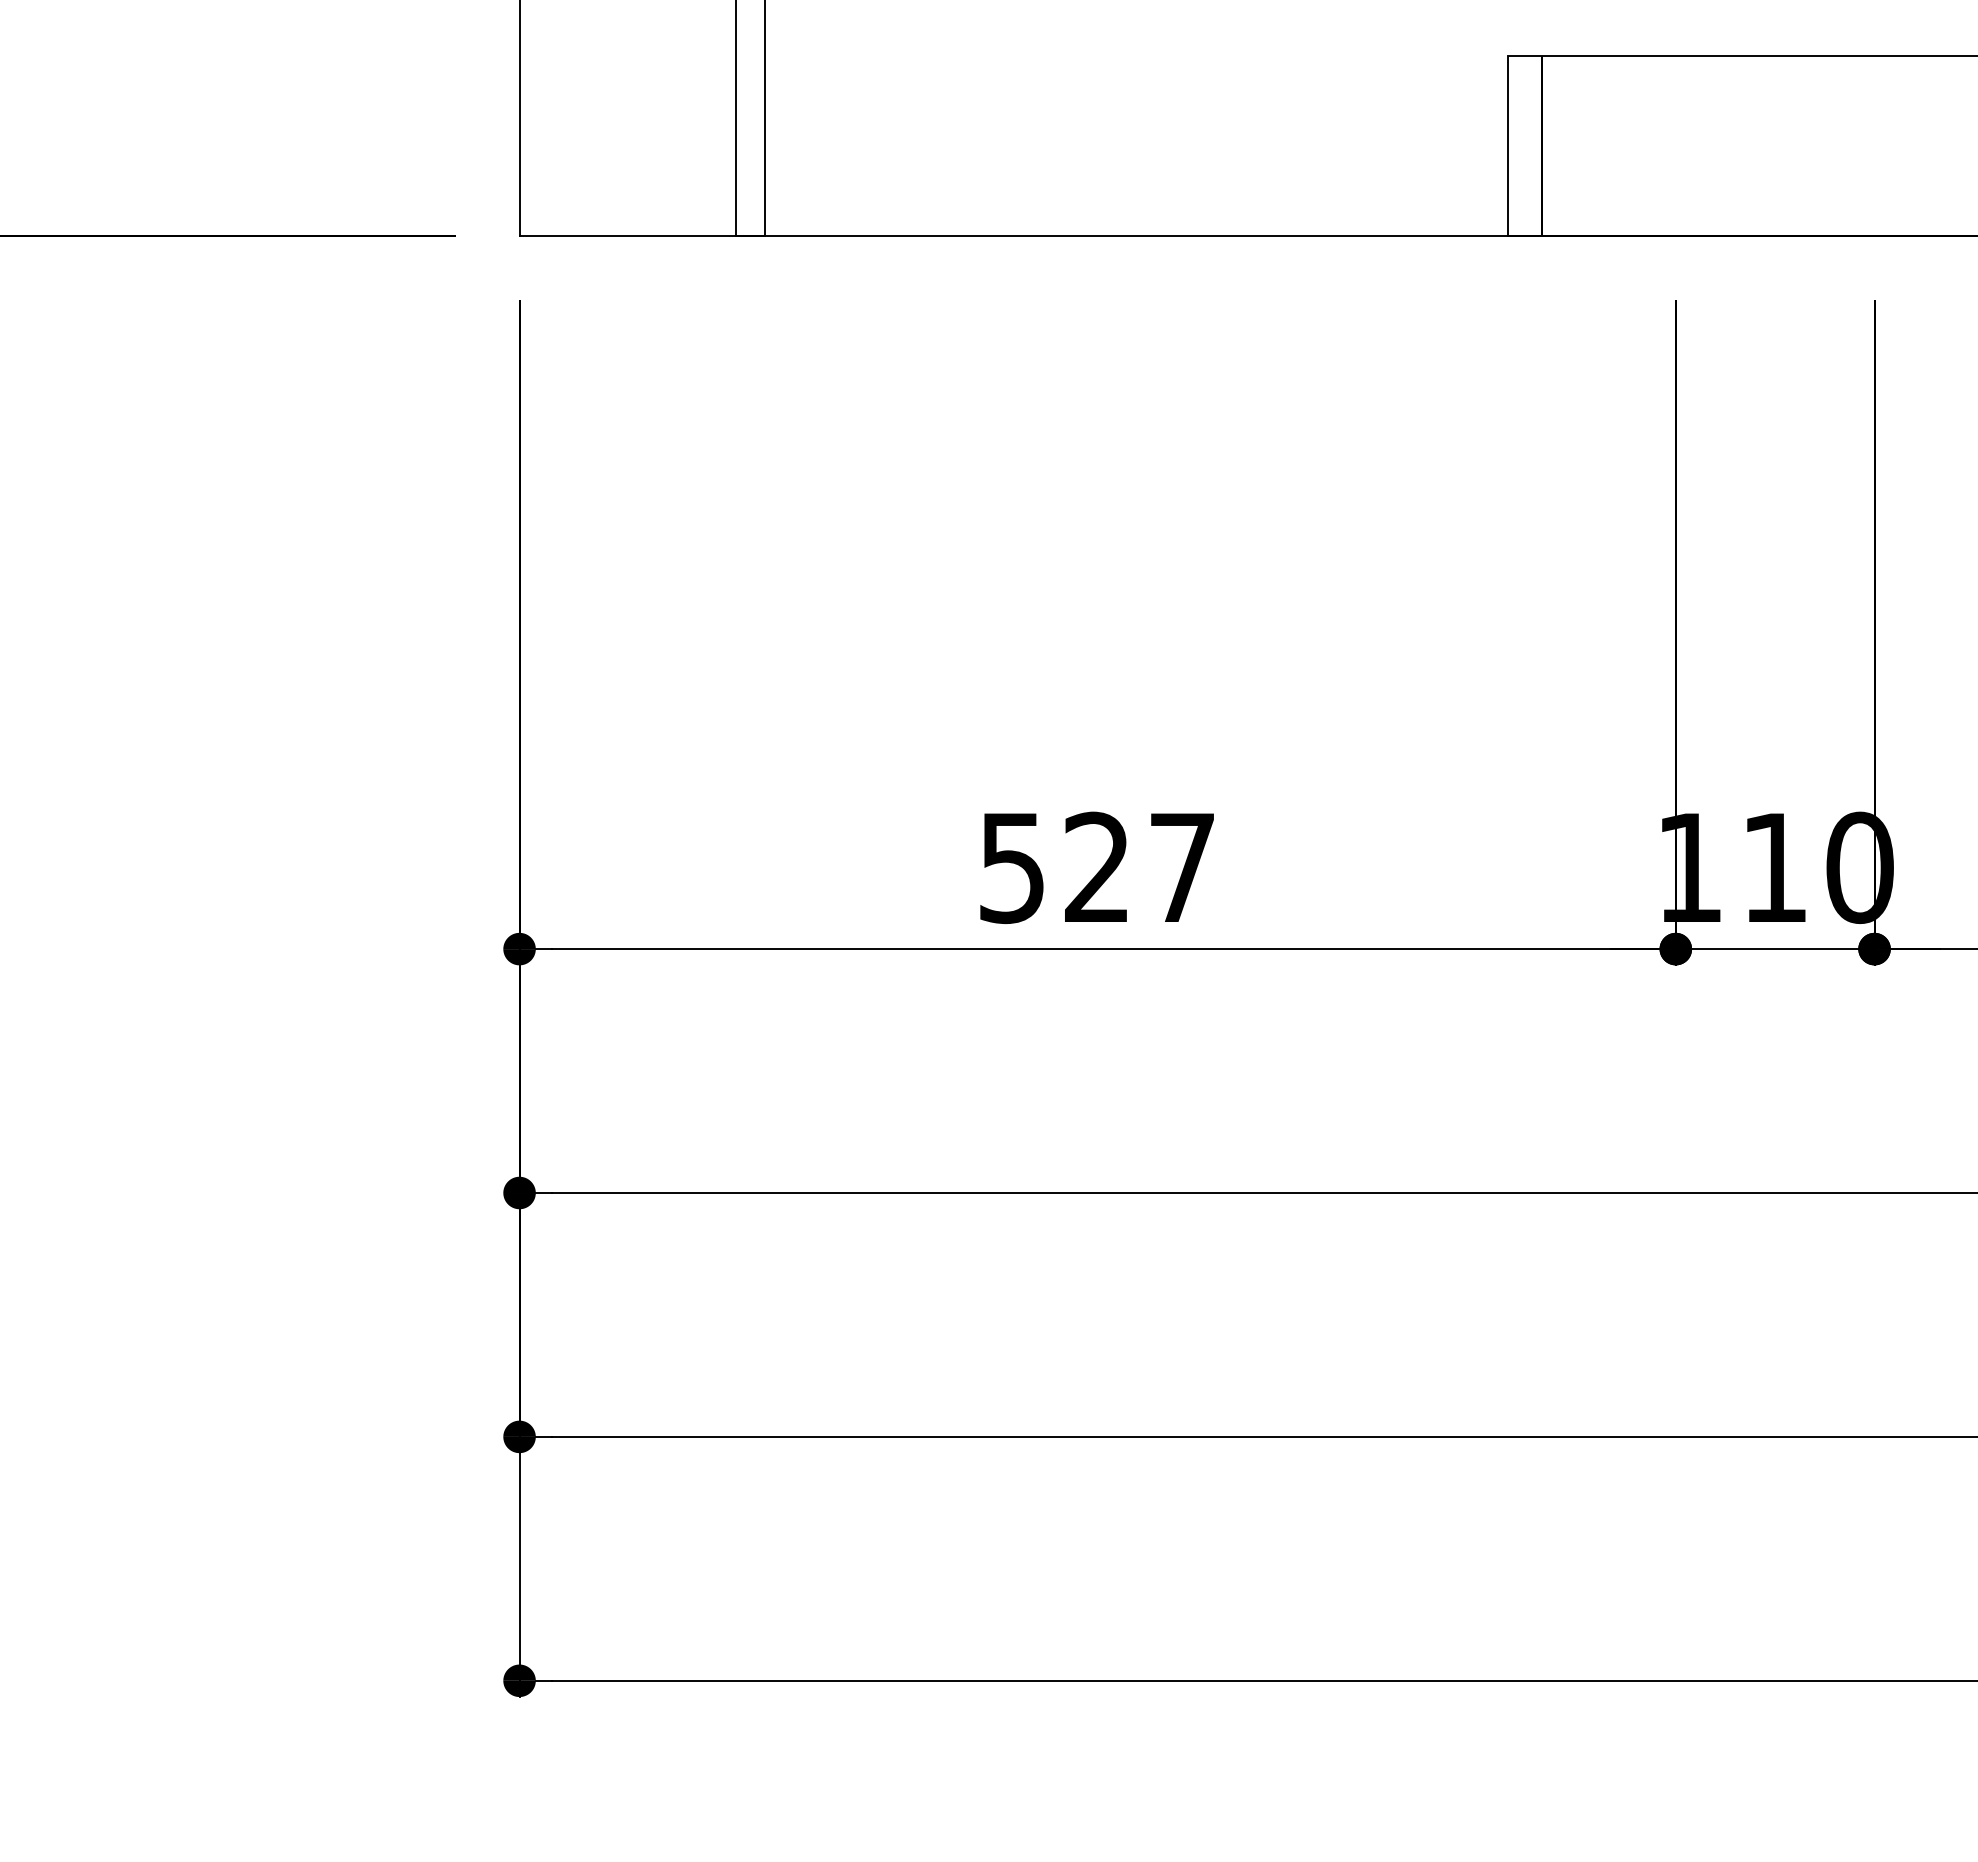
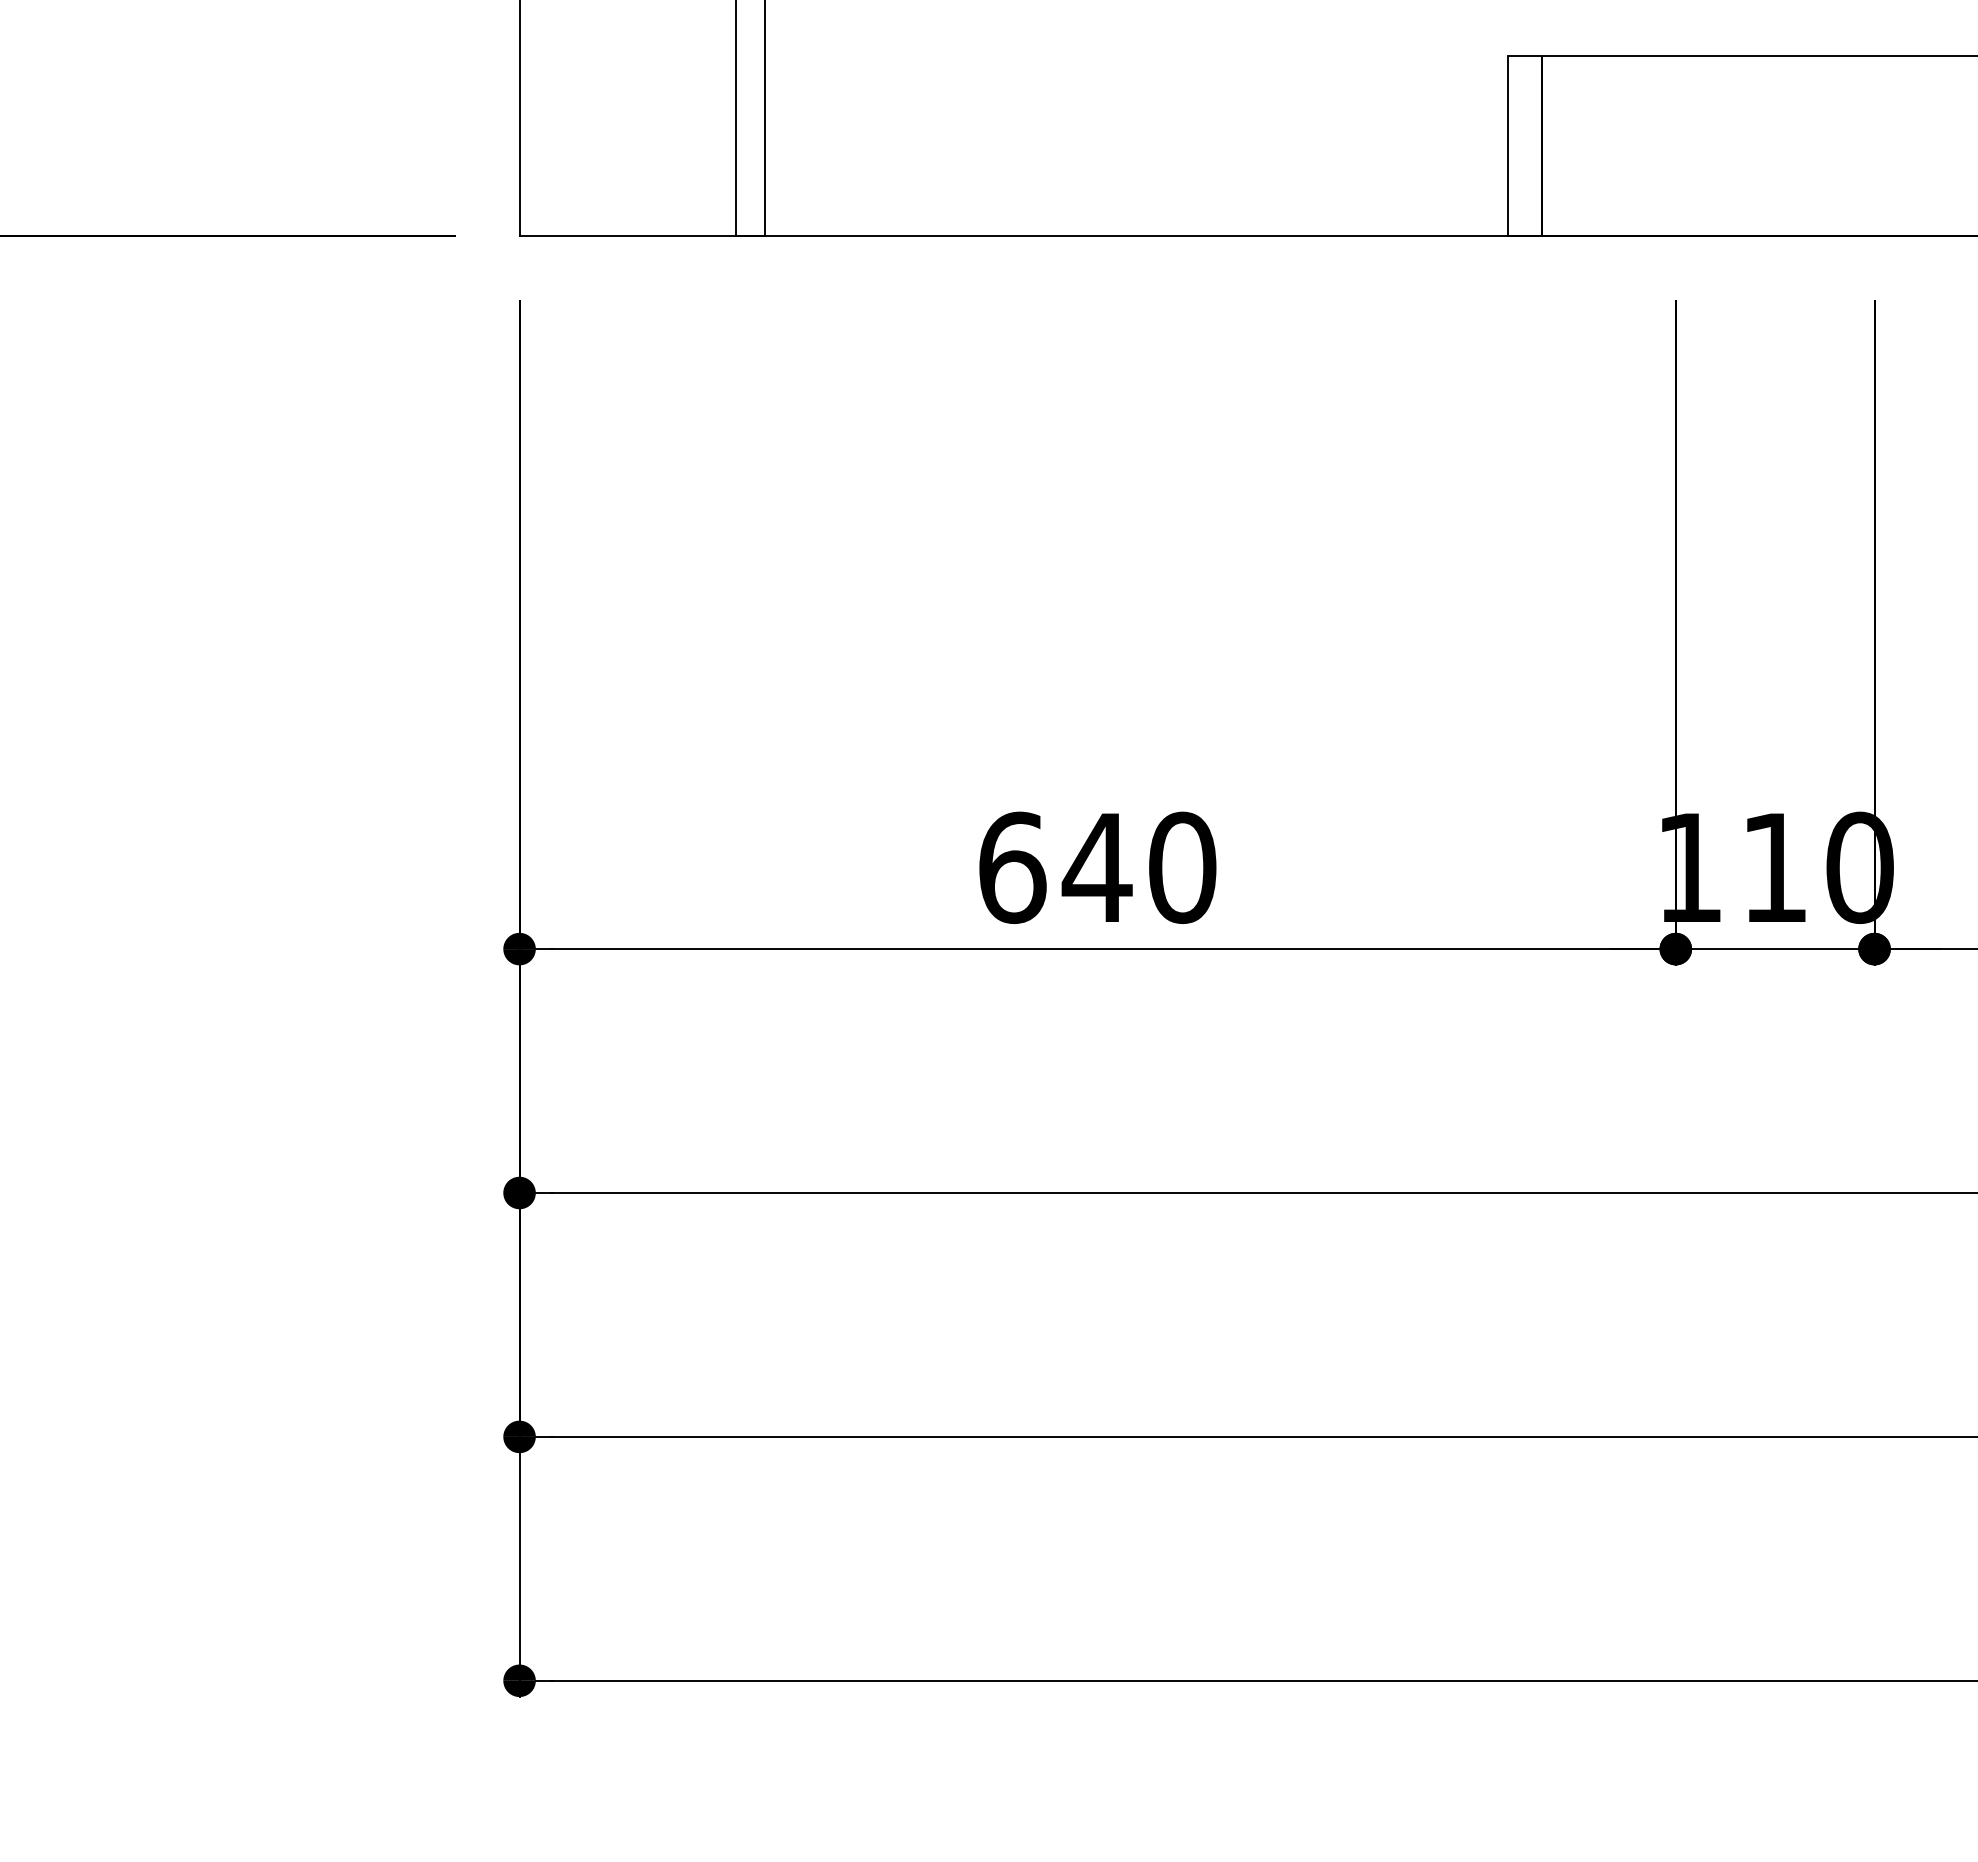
text: 527 -> 640 (1097, 867)
